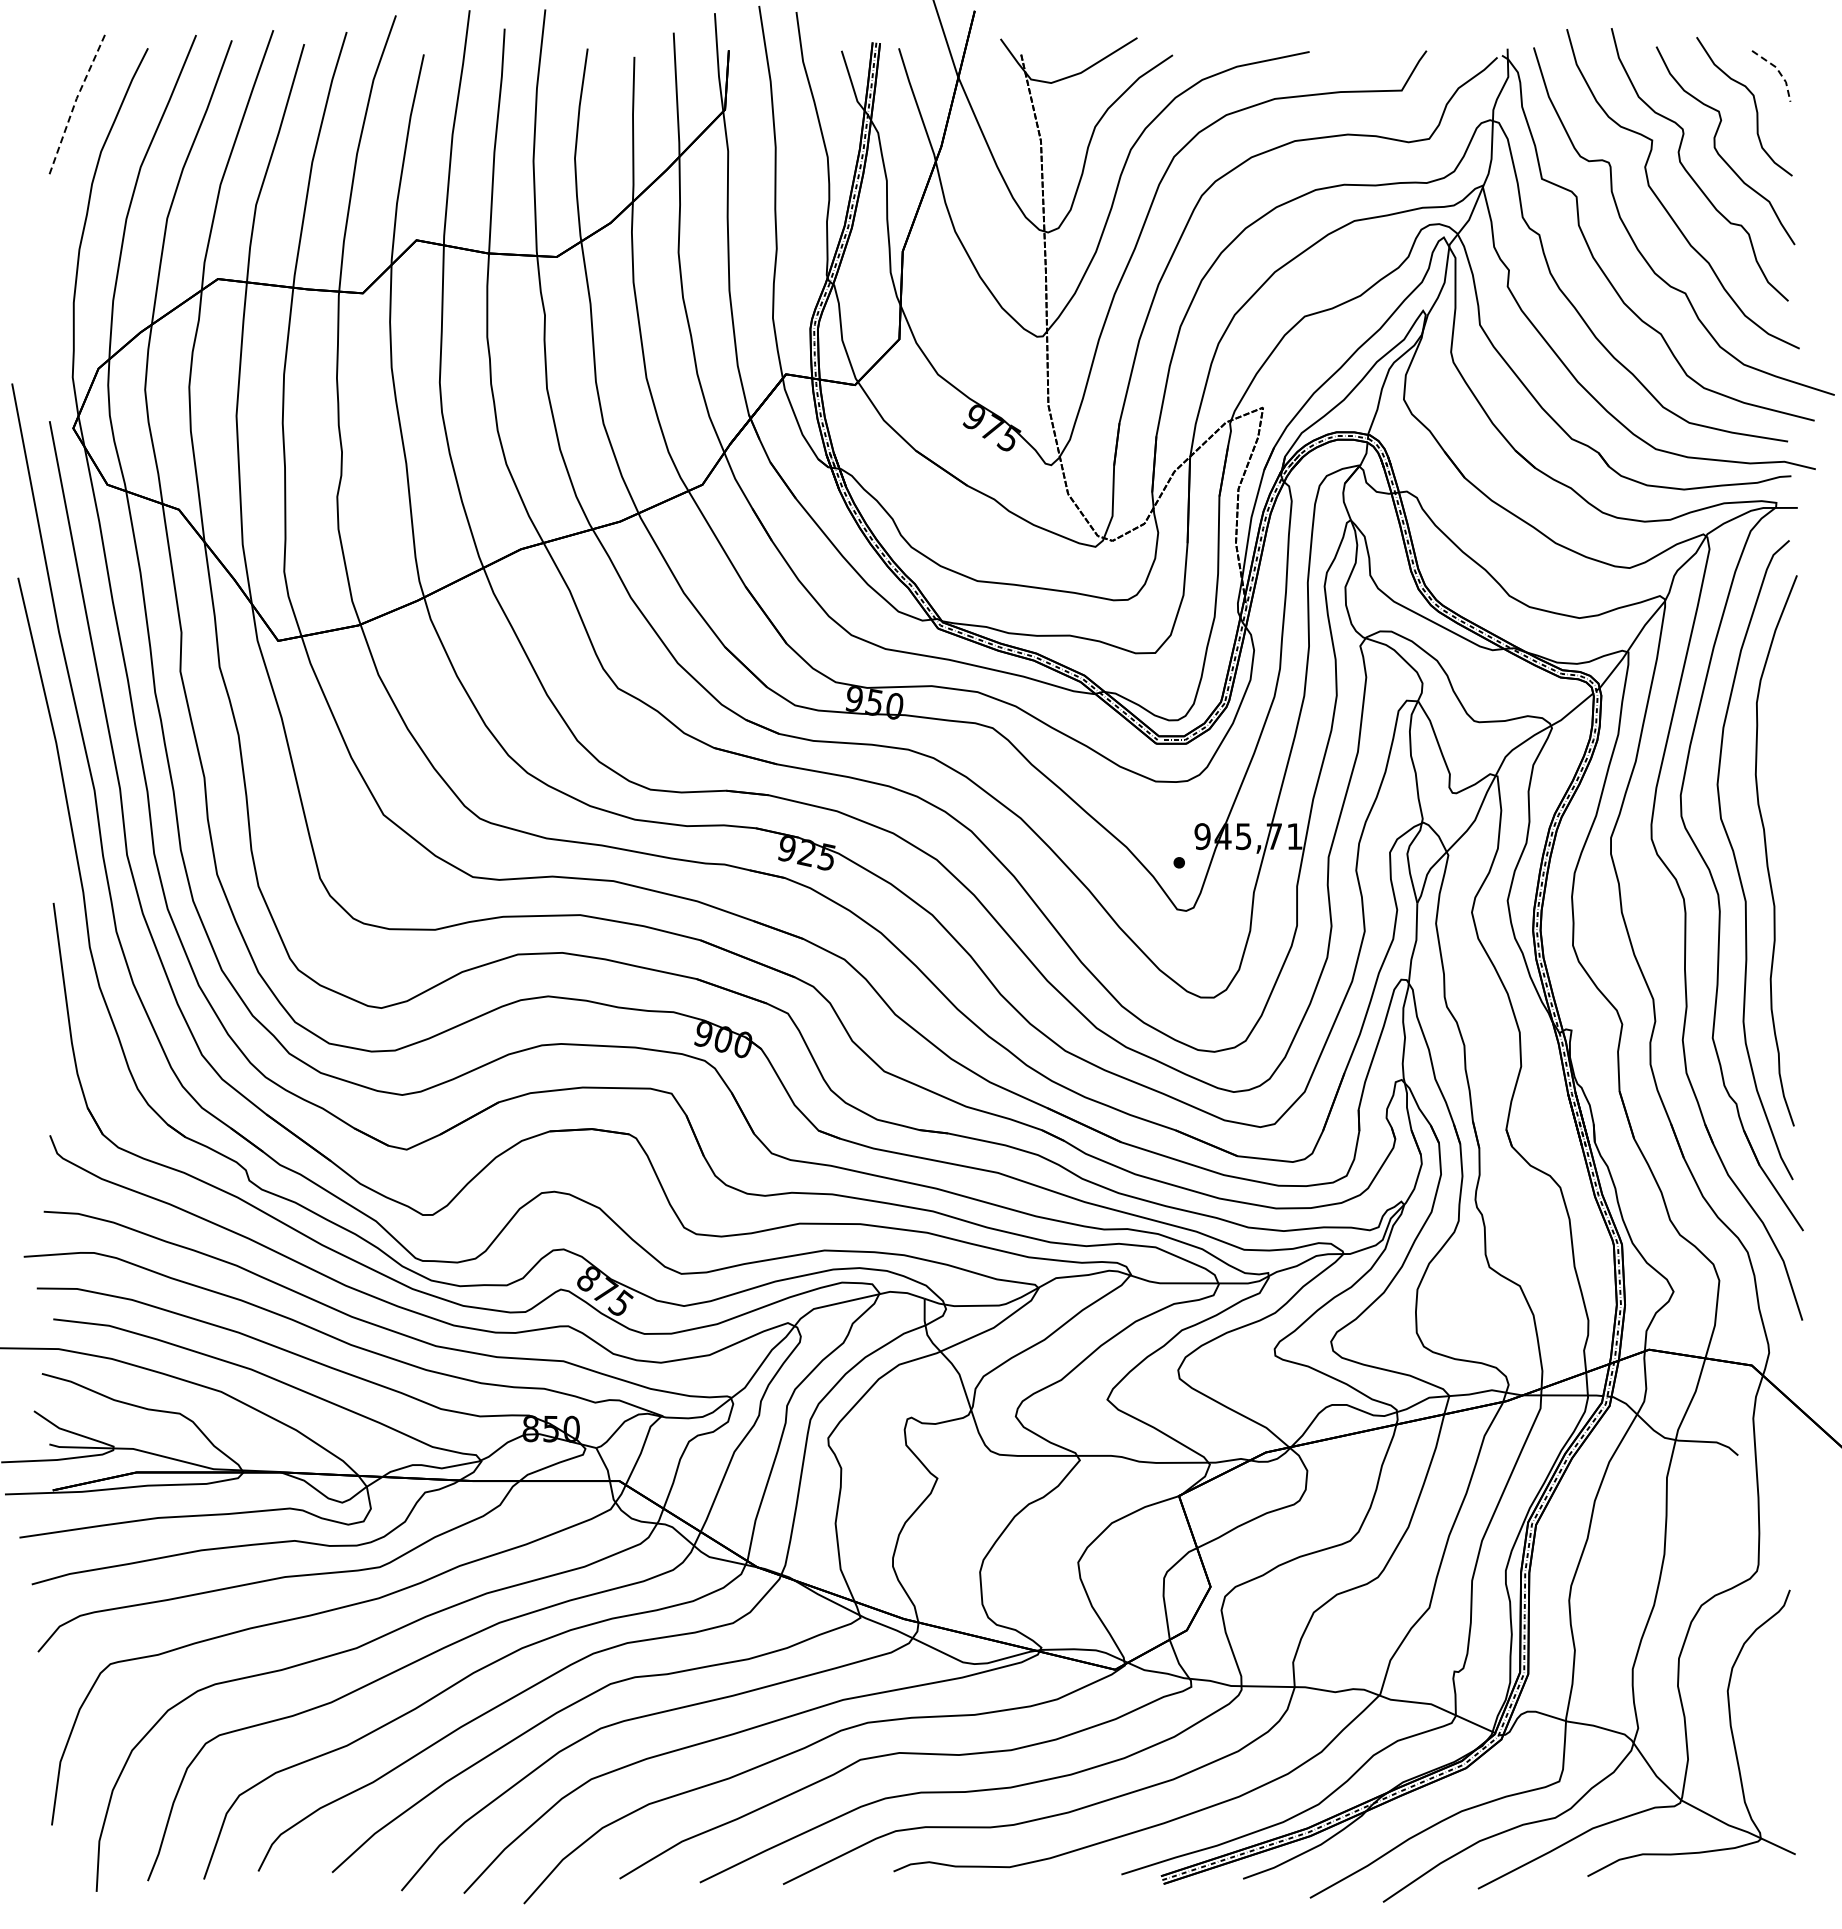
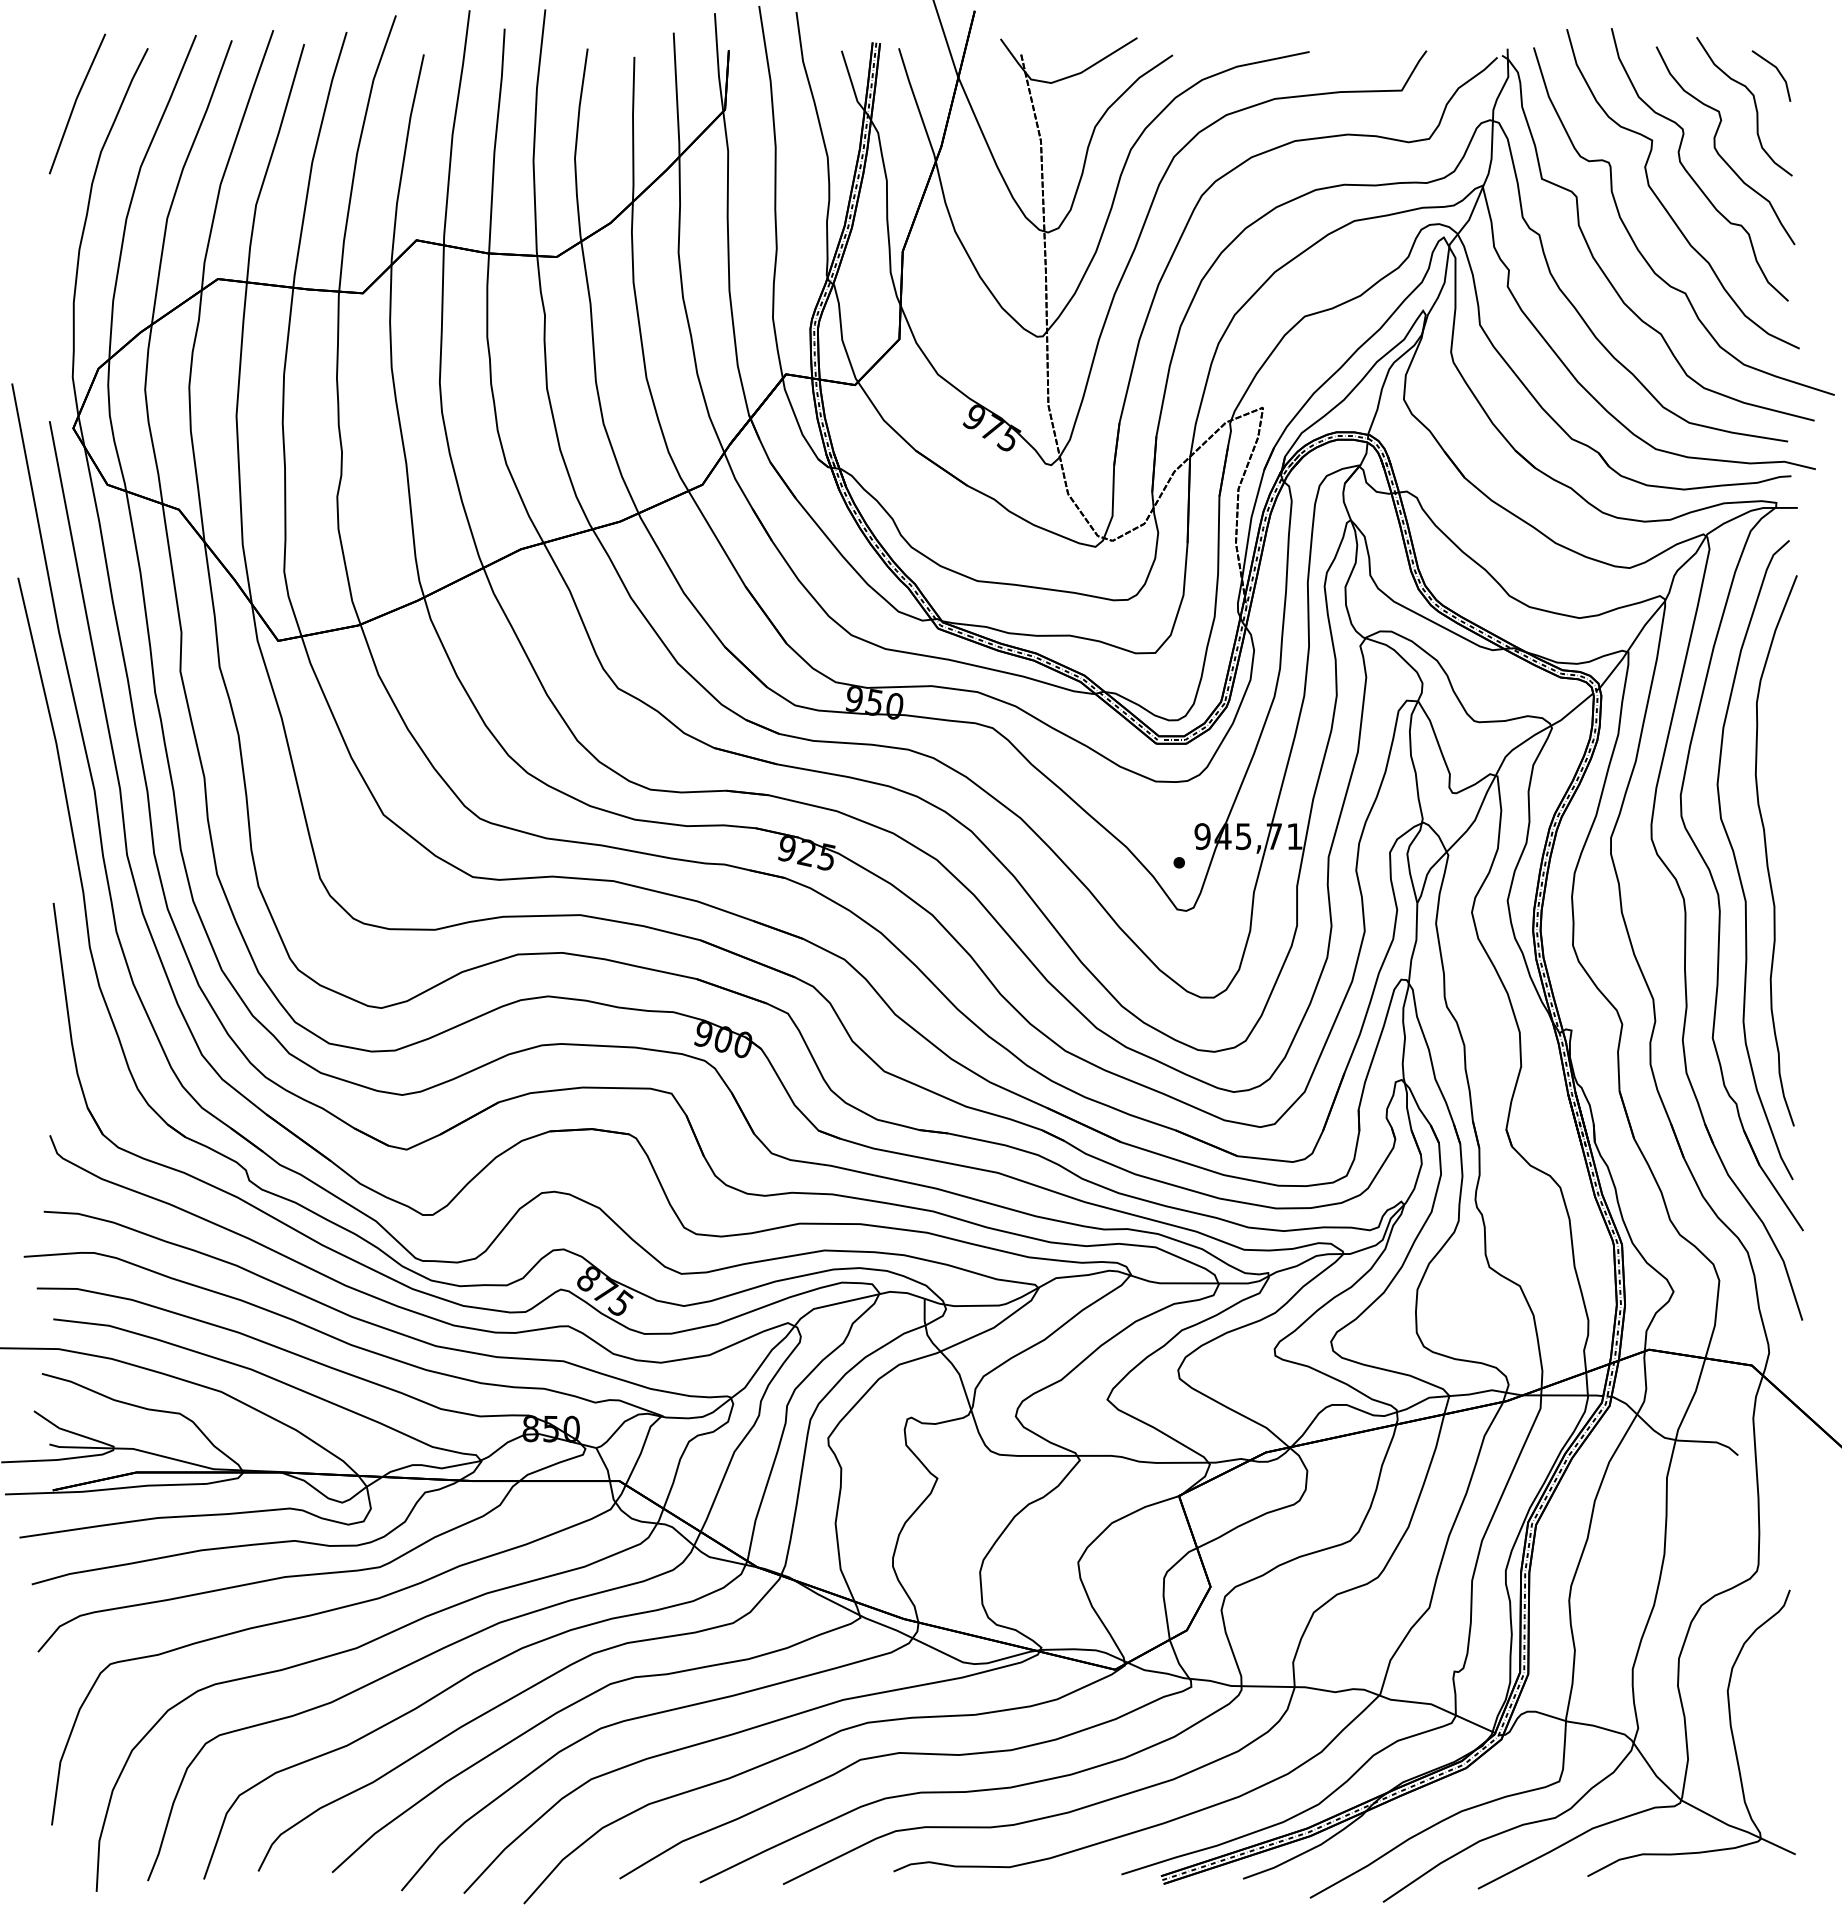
line: dashed -> solid (1778, 71)
line: dashed -> solid (75, 102)
